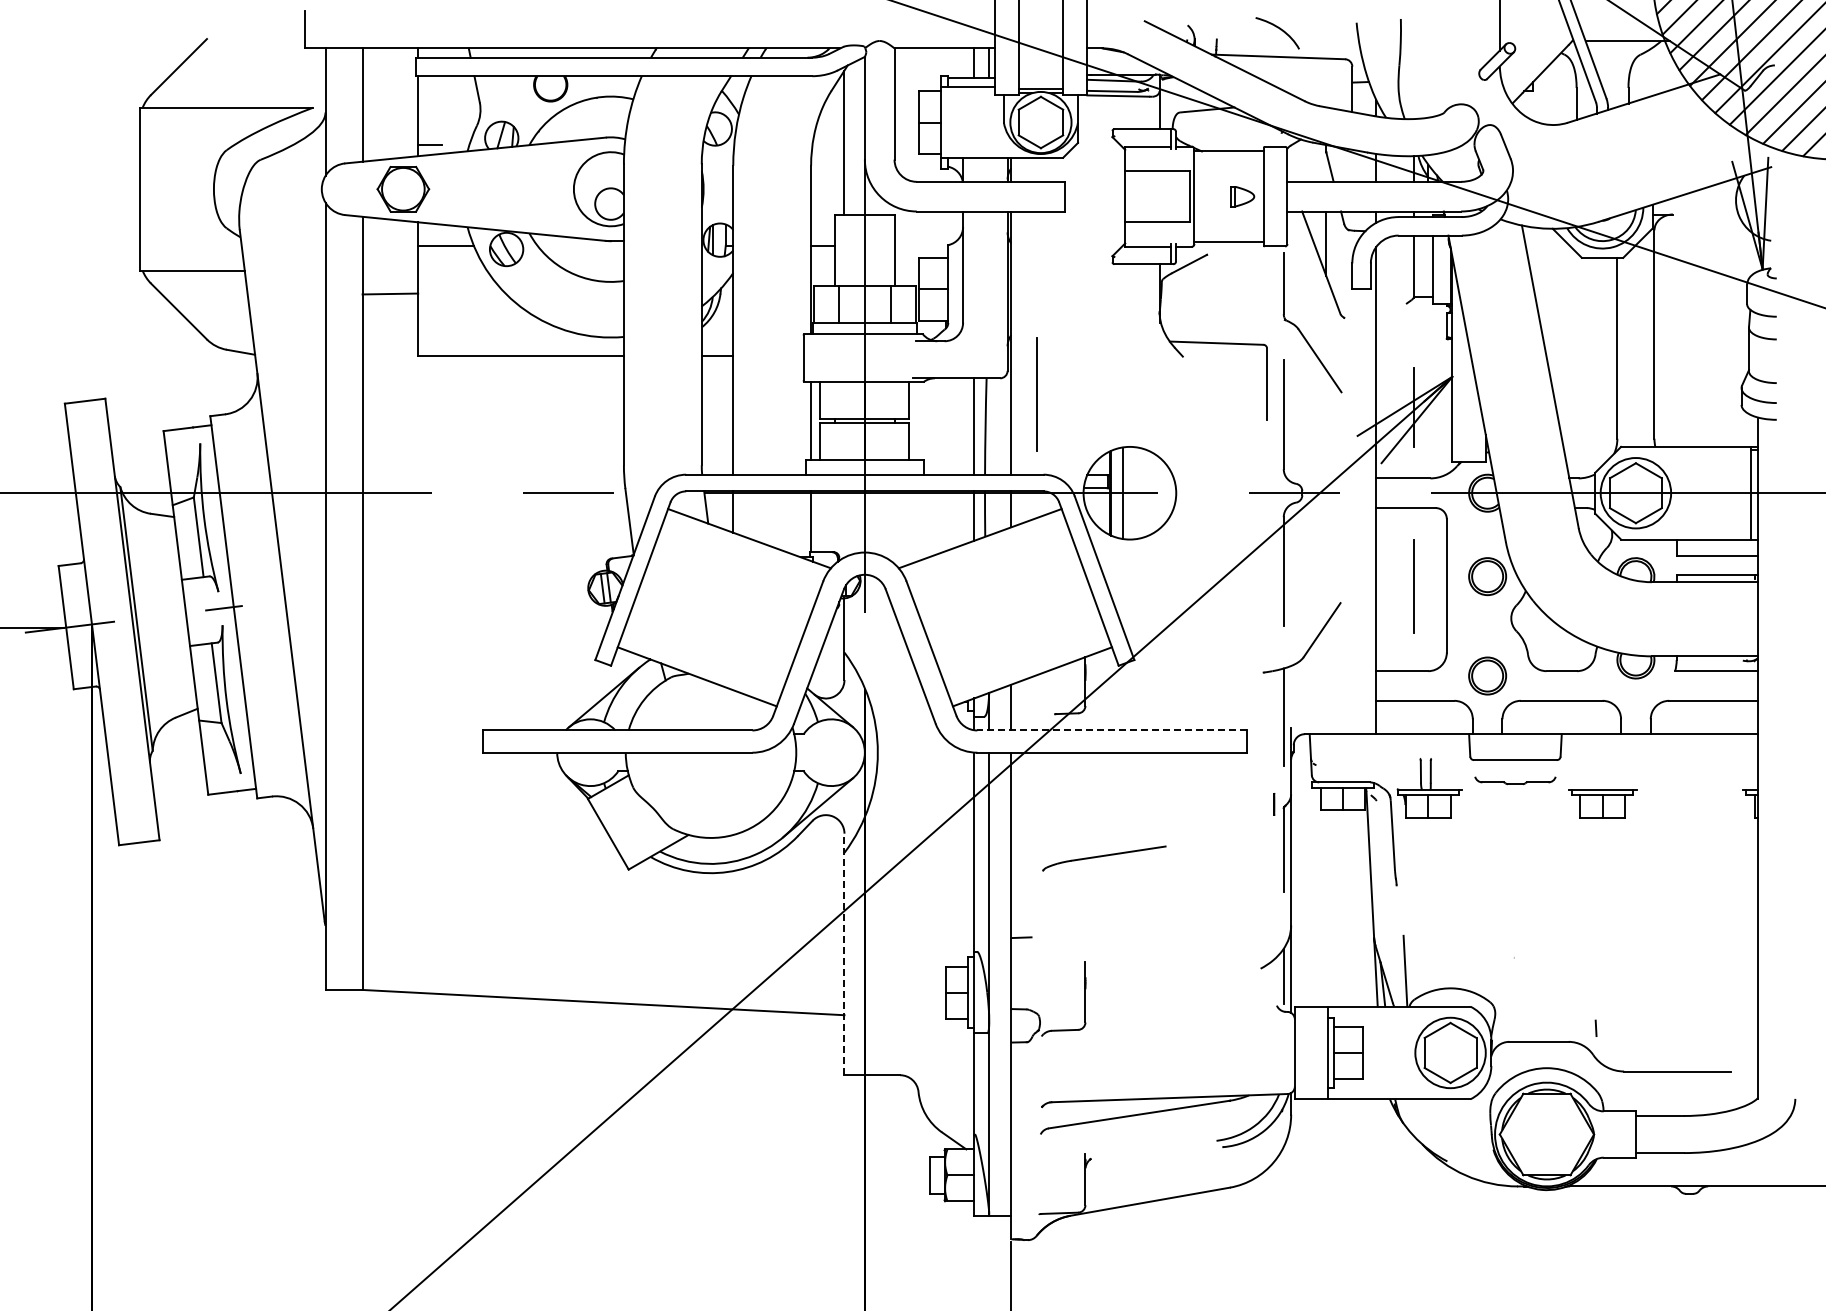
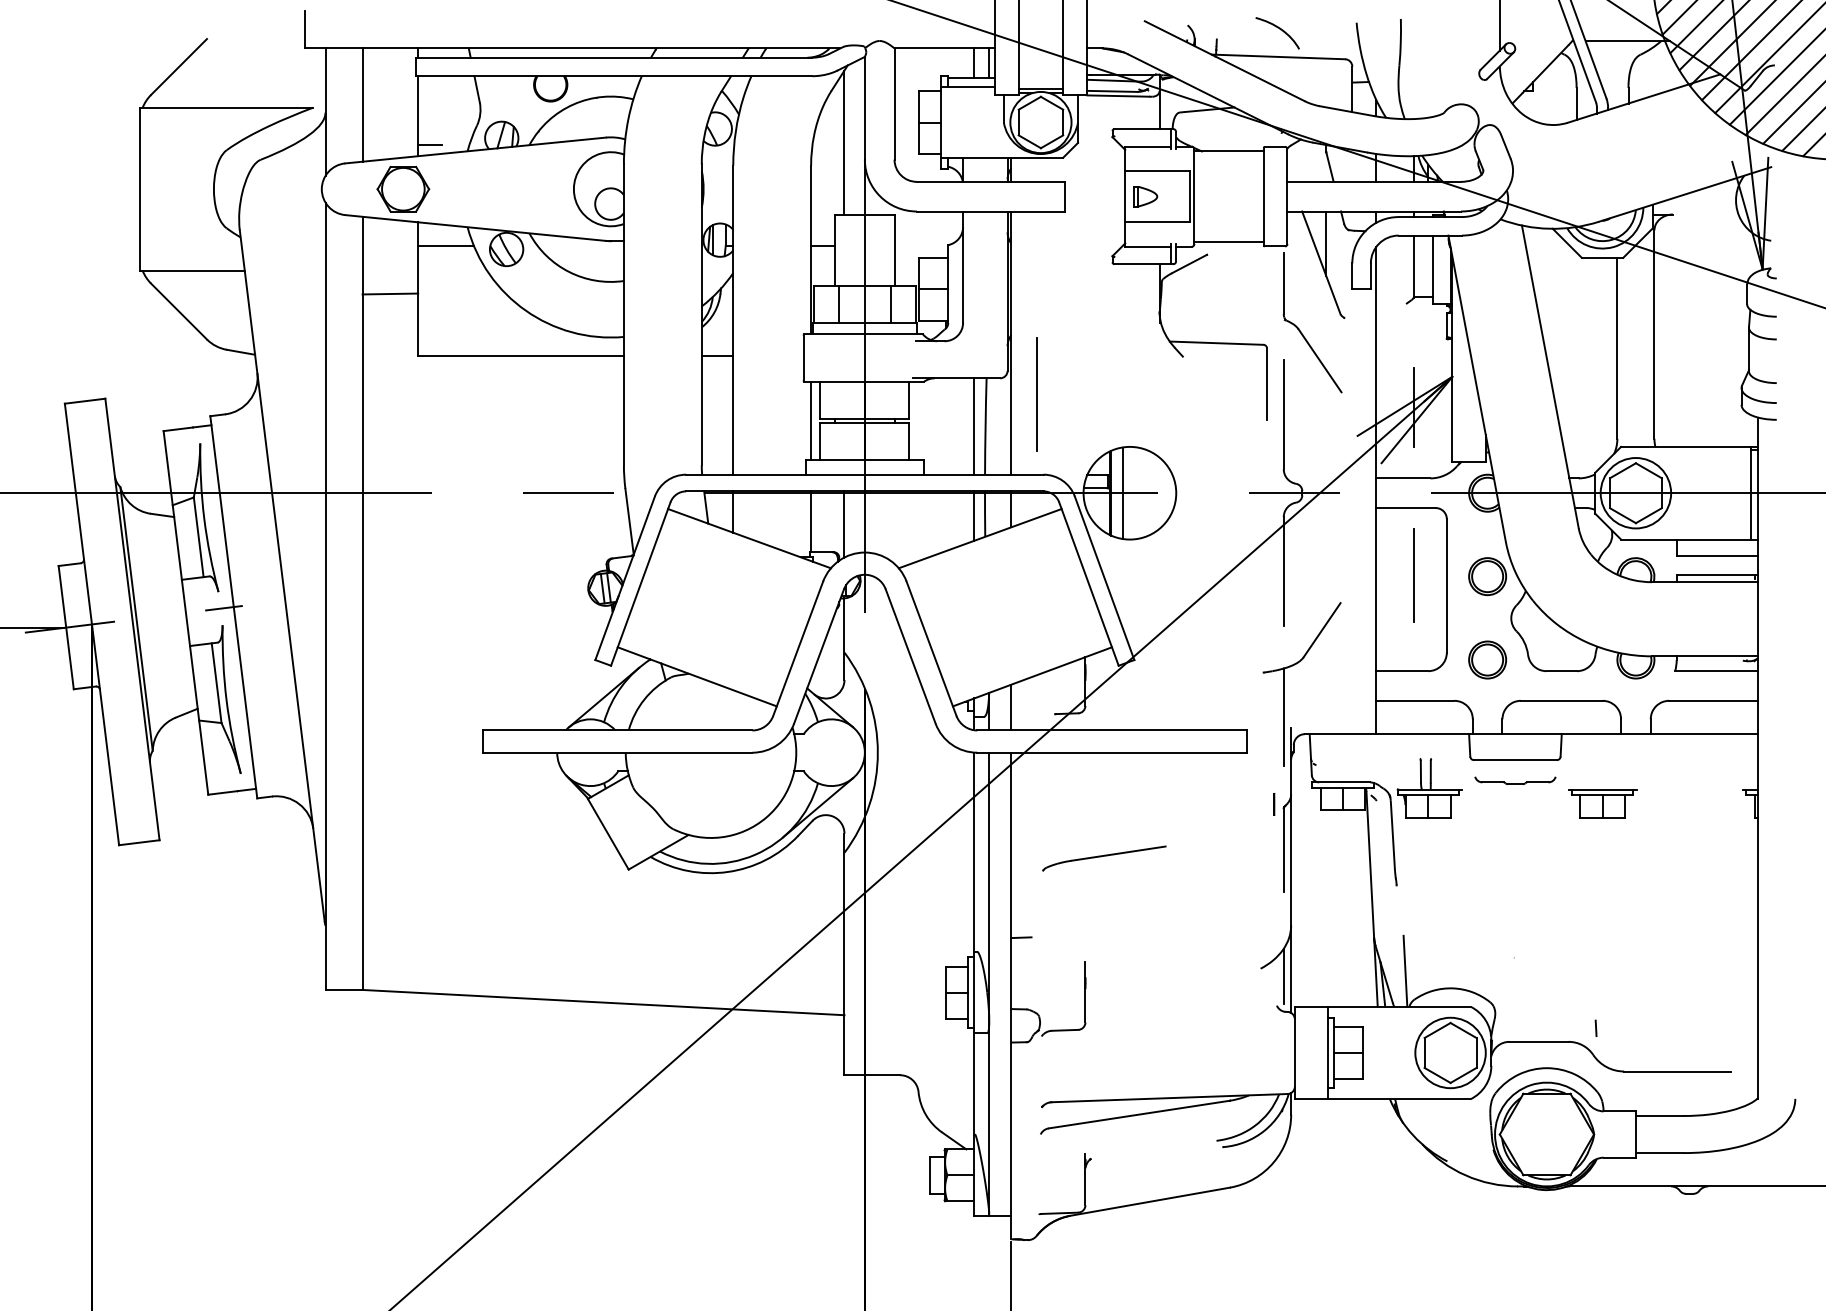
part position: (1242, 196) -> (1145, 196) (1145, 196)
line: none -> present (844, 524)
line position: (1413, 586) -> (1413, 575) (1413, 575)
part position: (1487, 675) -> (1487, 659) (1487, 659)
line: dashed -> solid (1112, 730)
line: dashed -> solid (844, 954)
